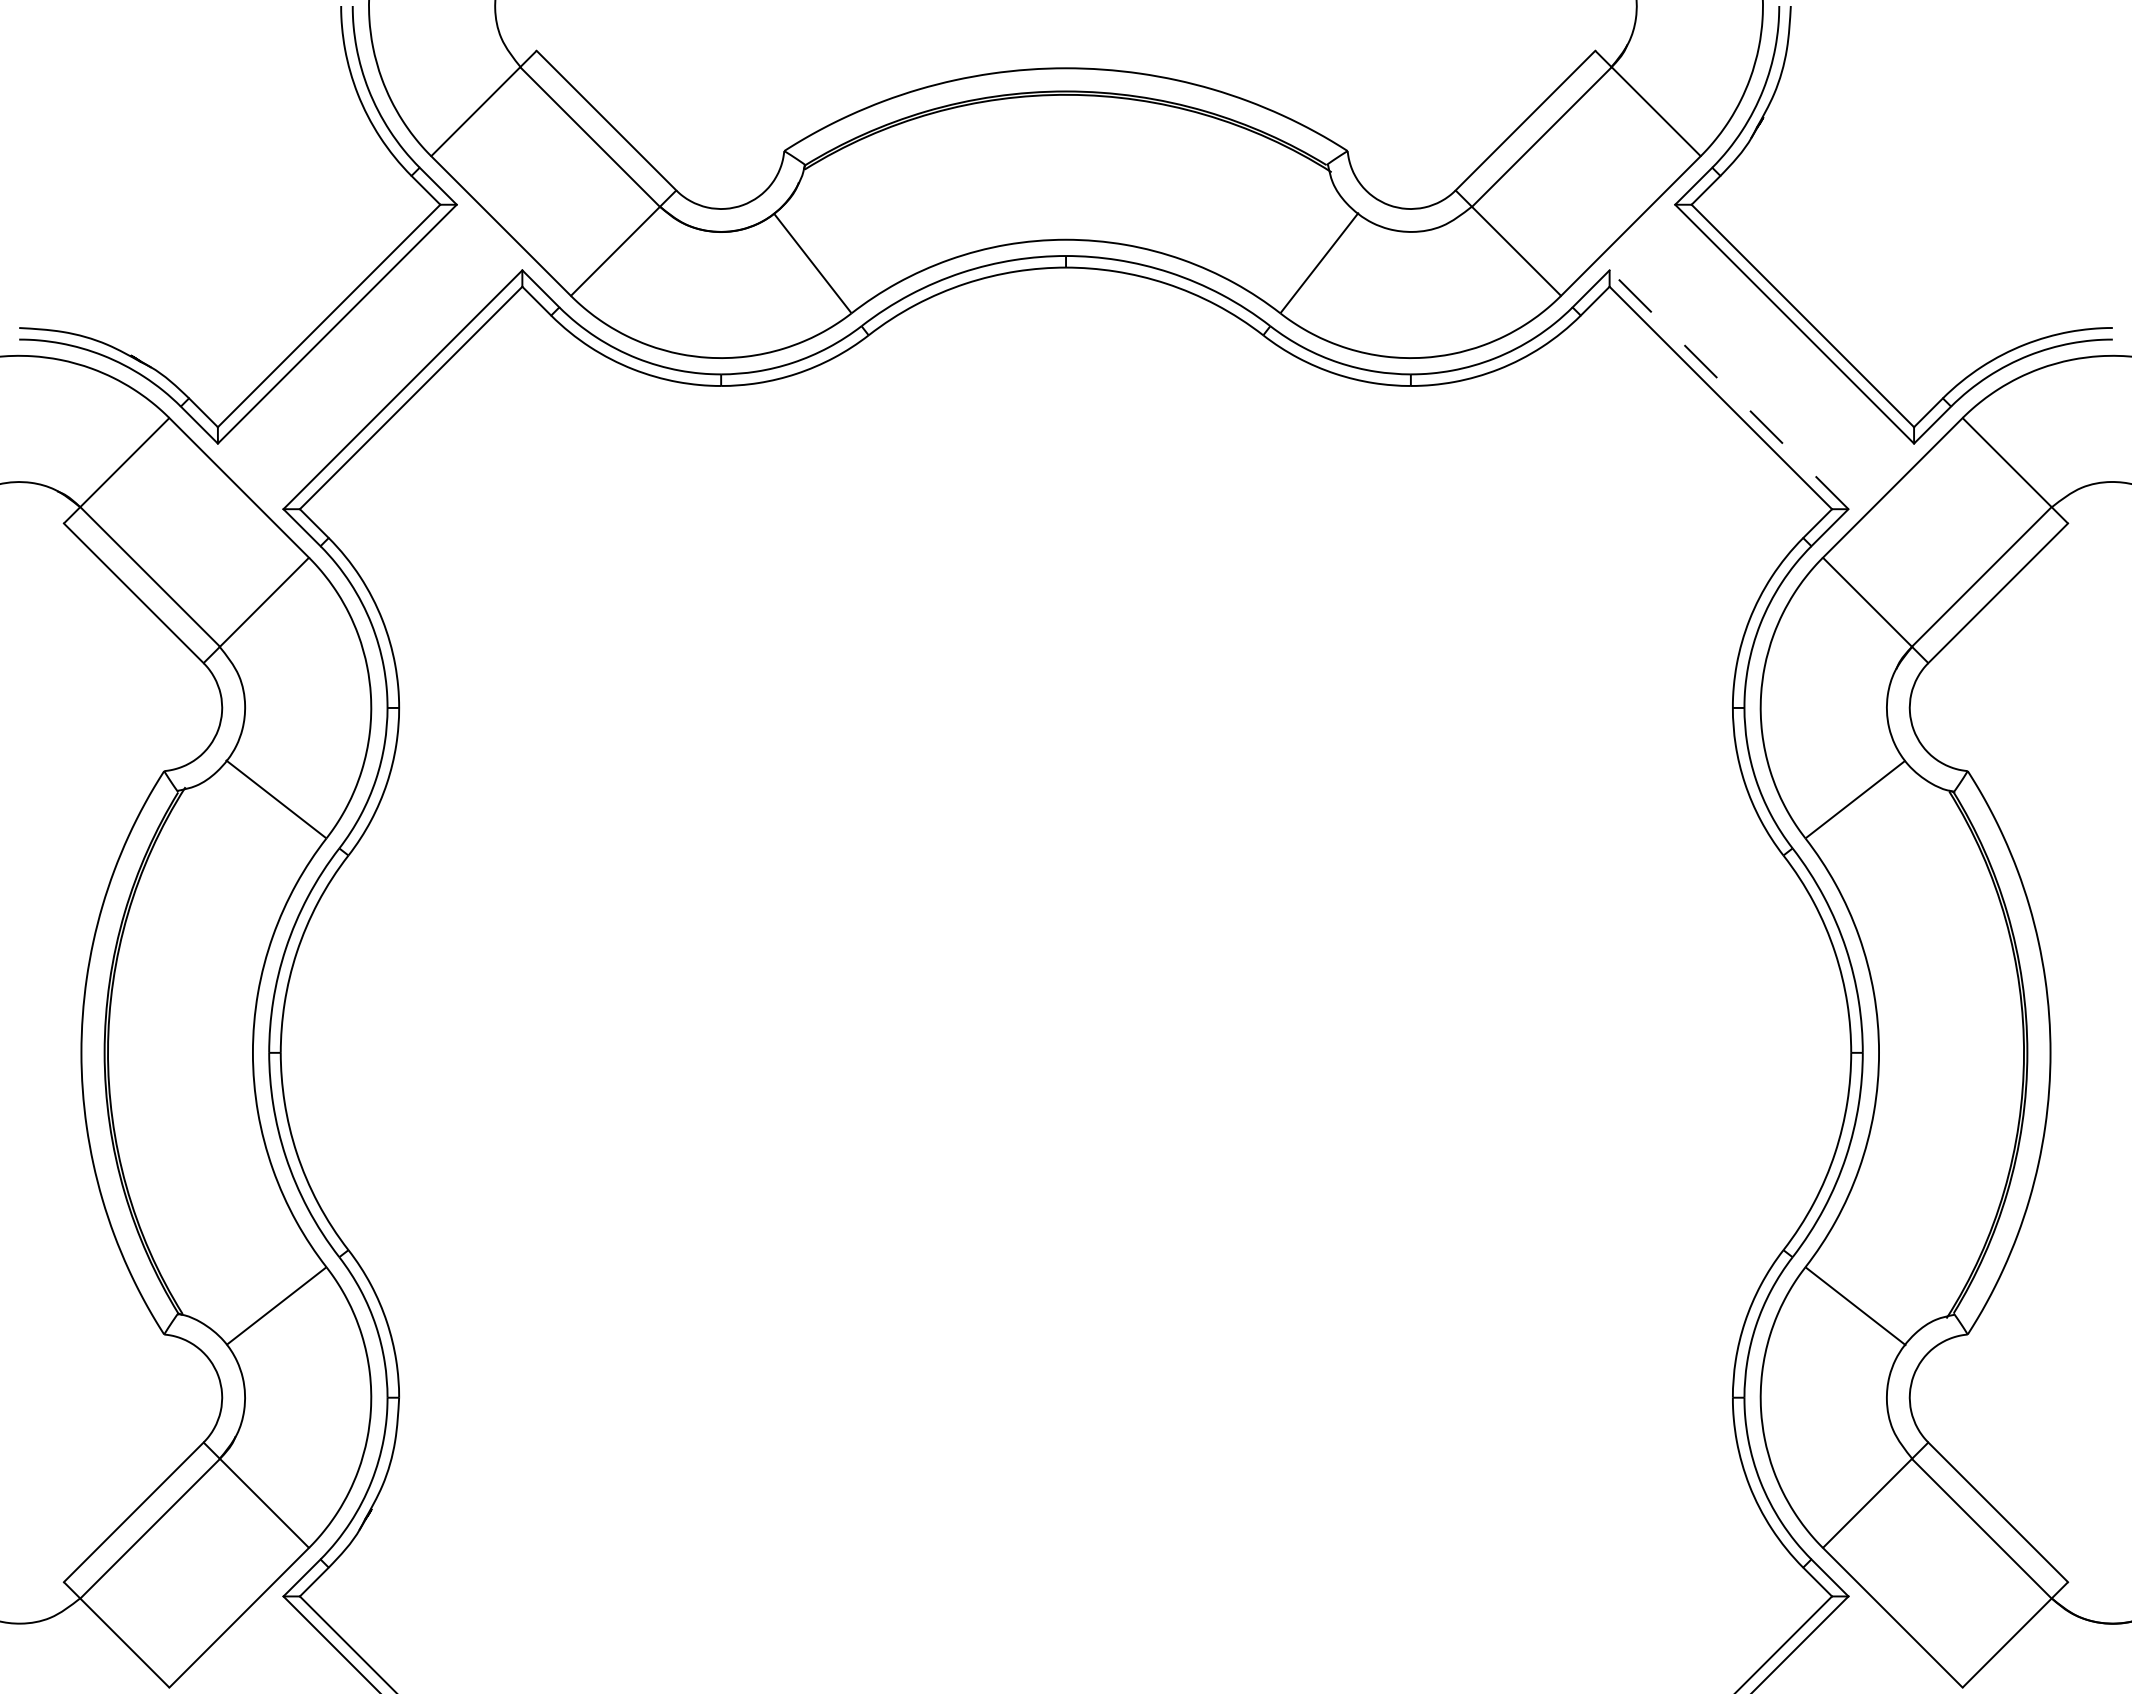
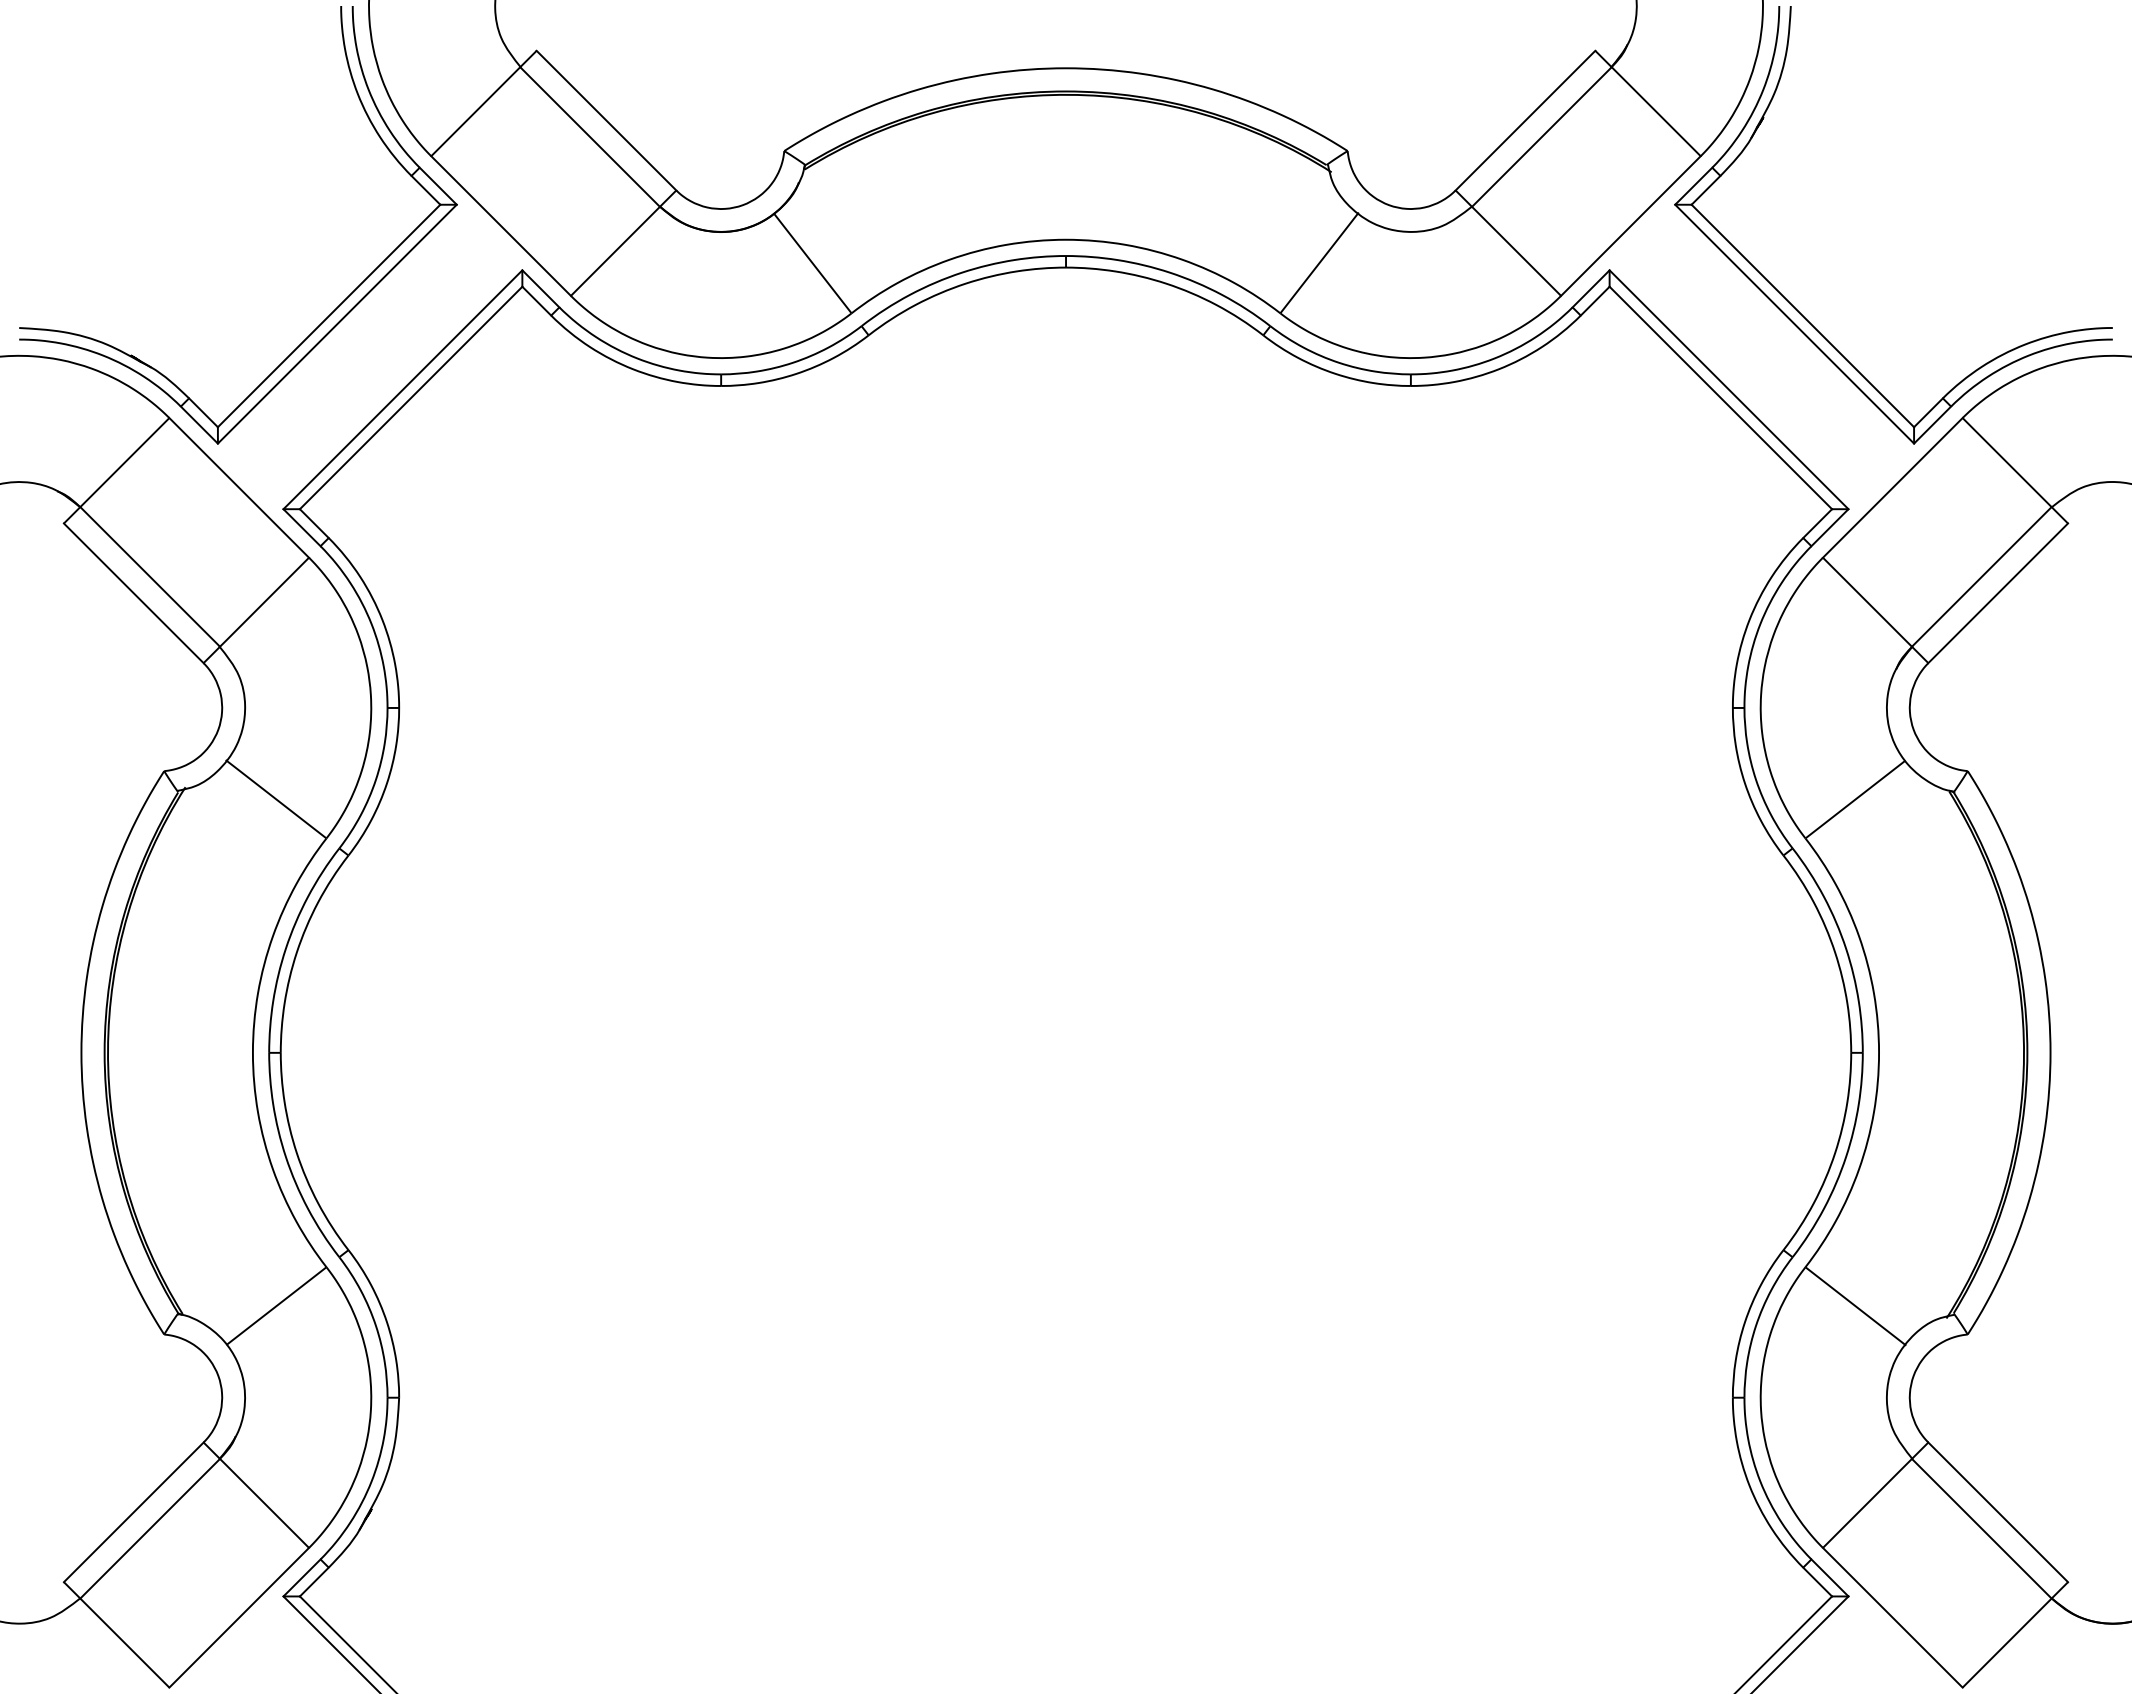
line: dashed -> solid (1729, 389)
